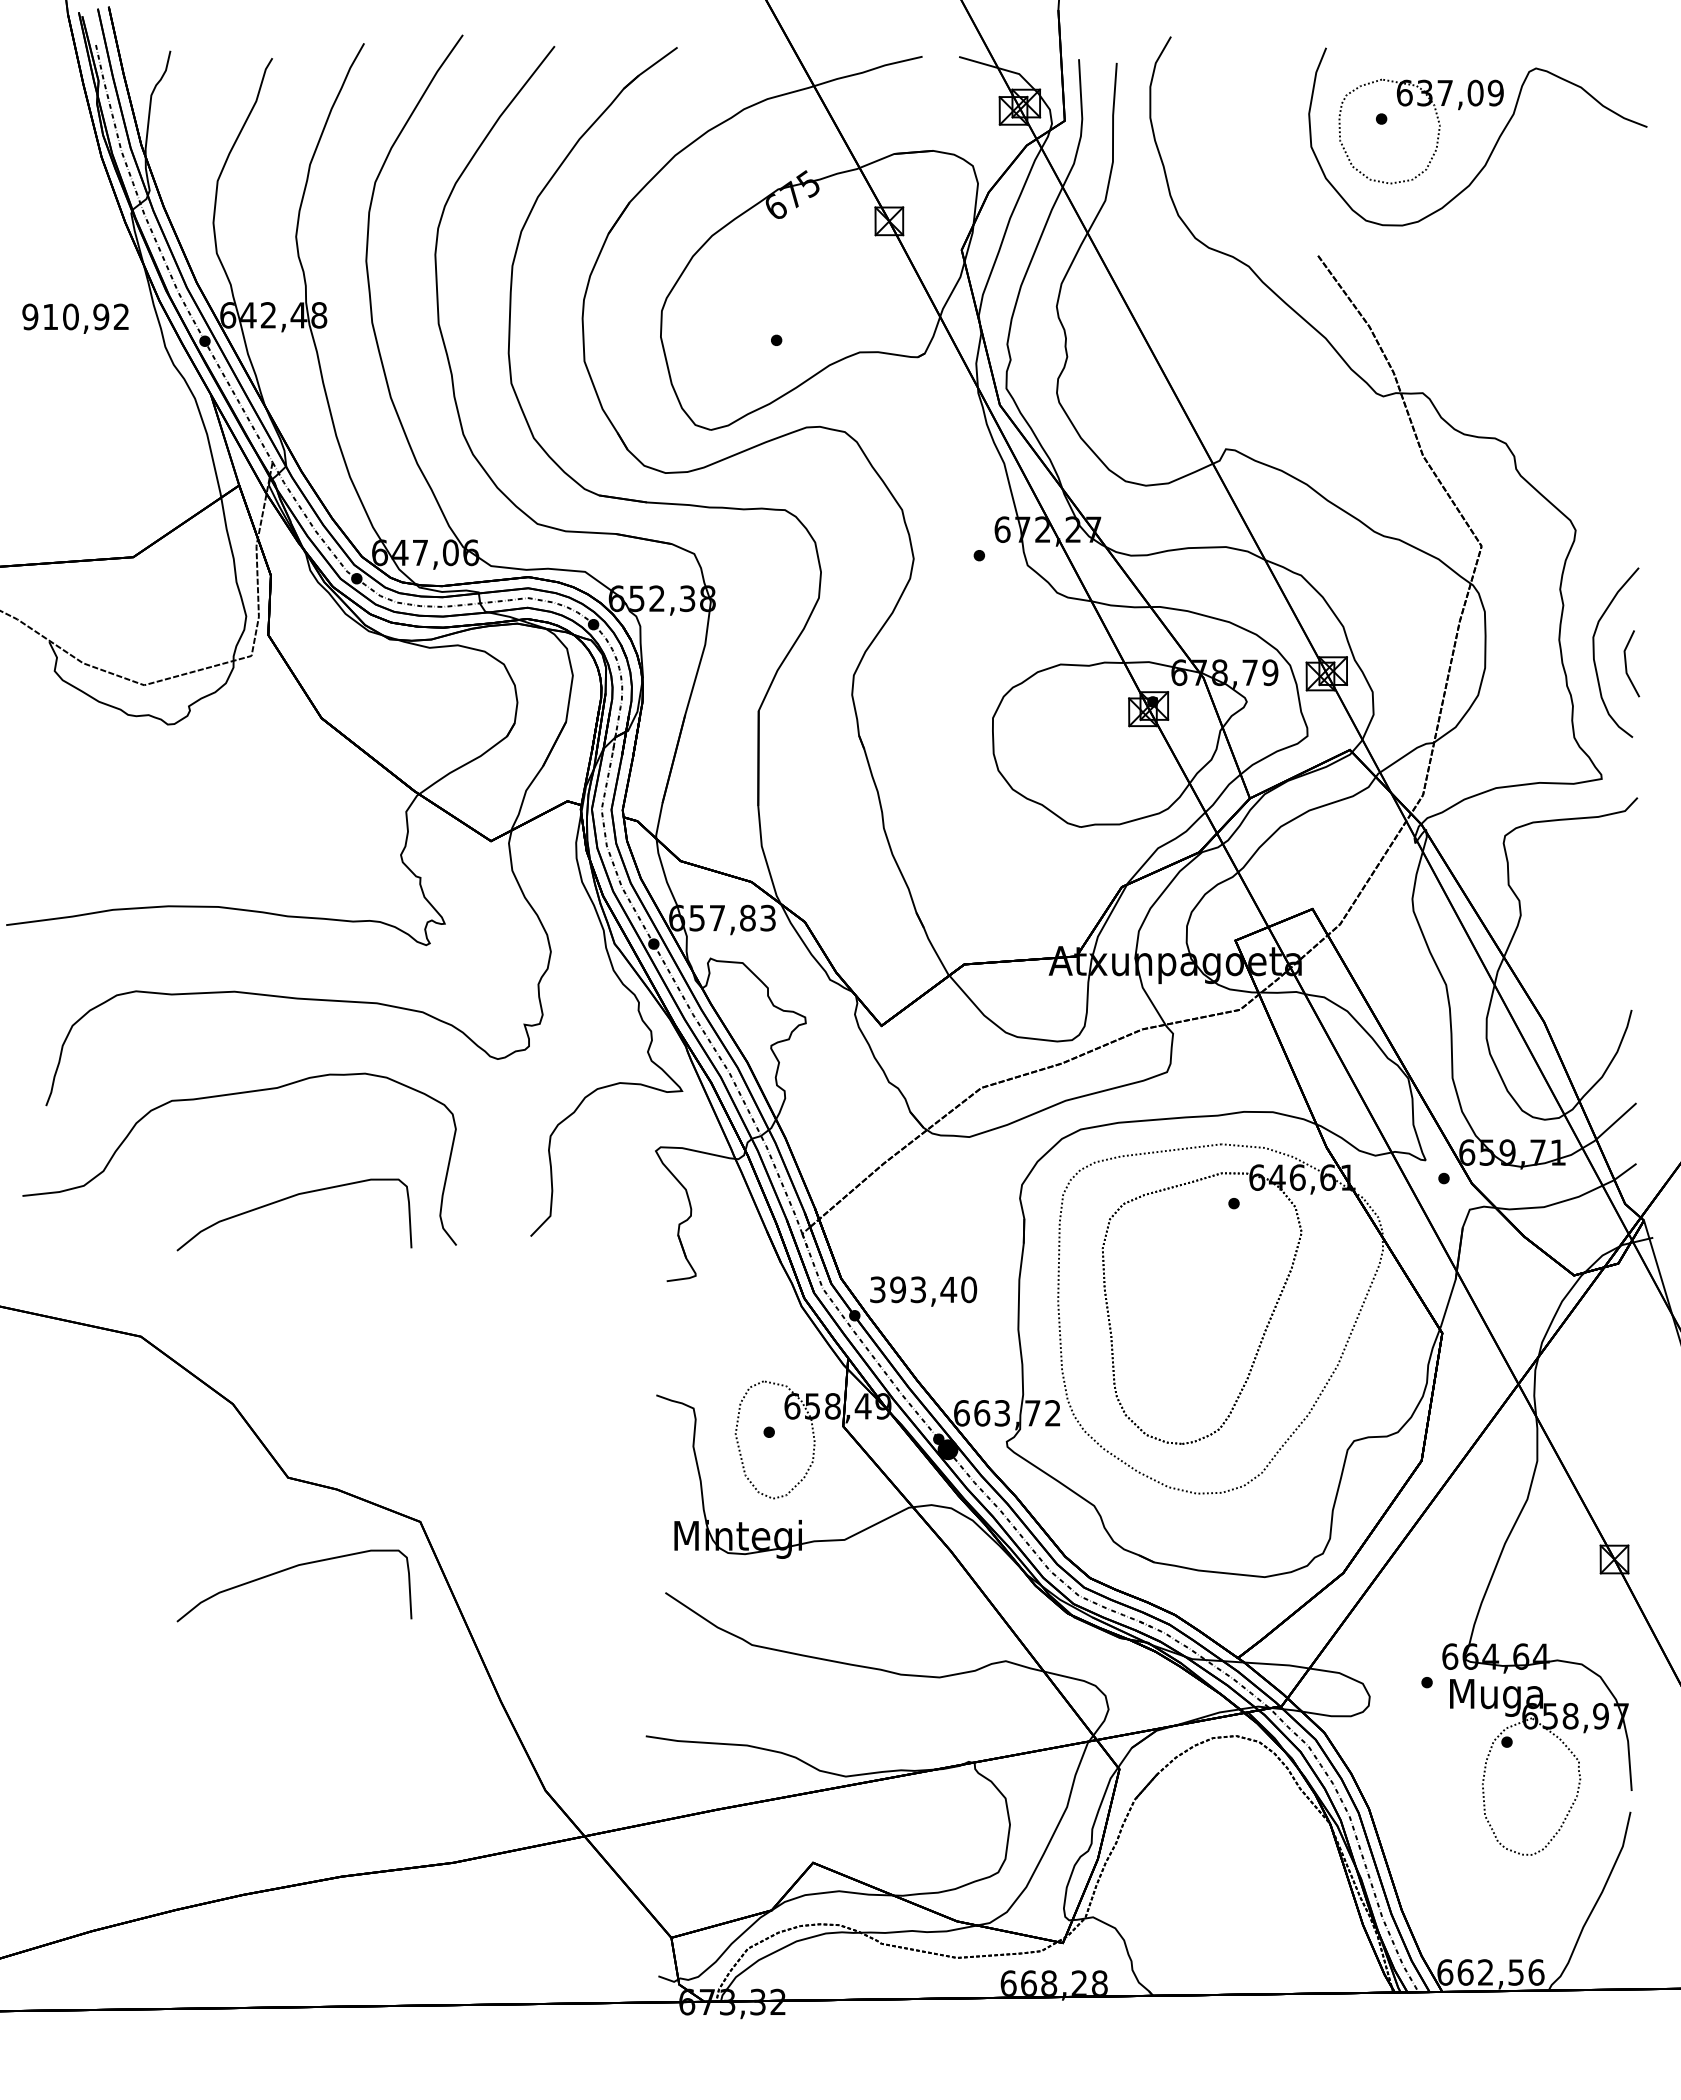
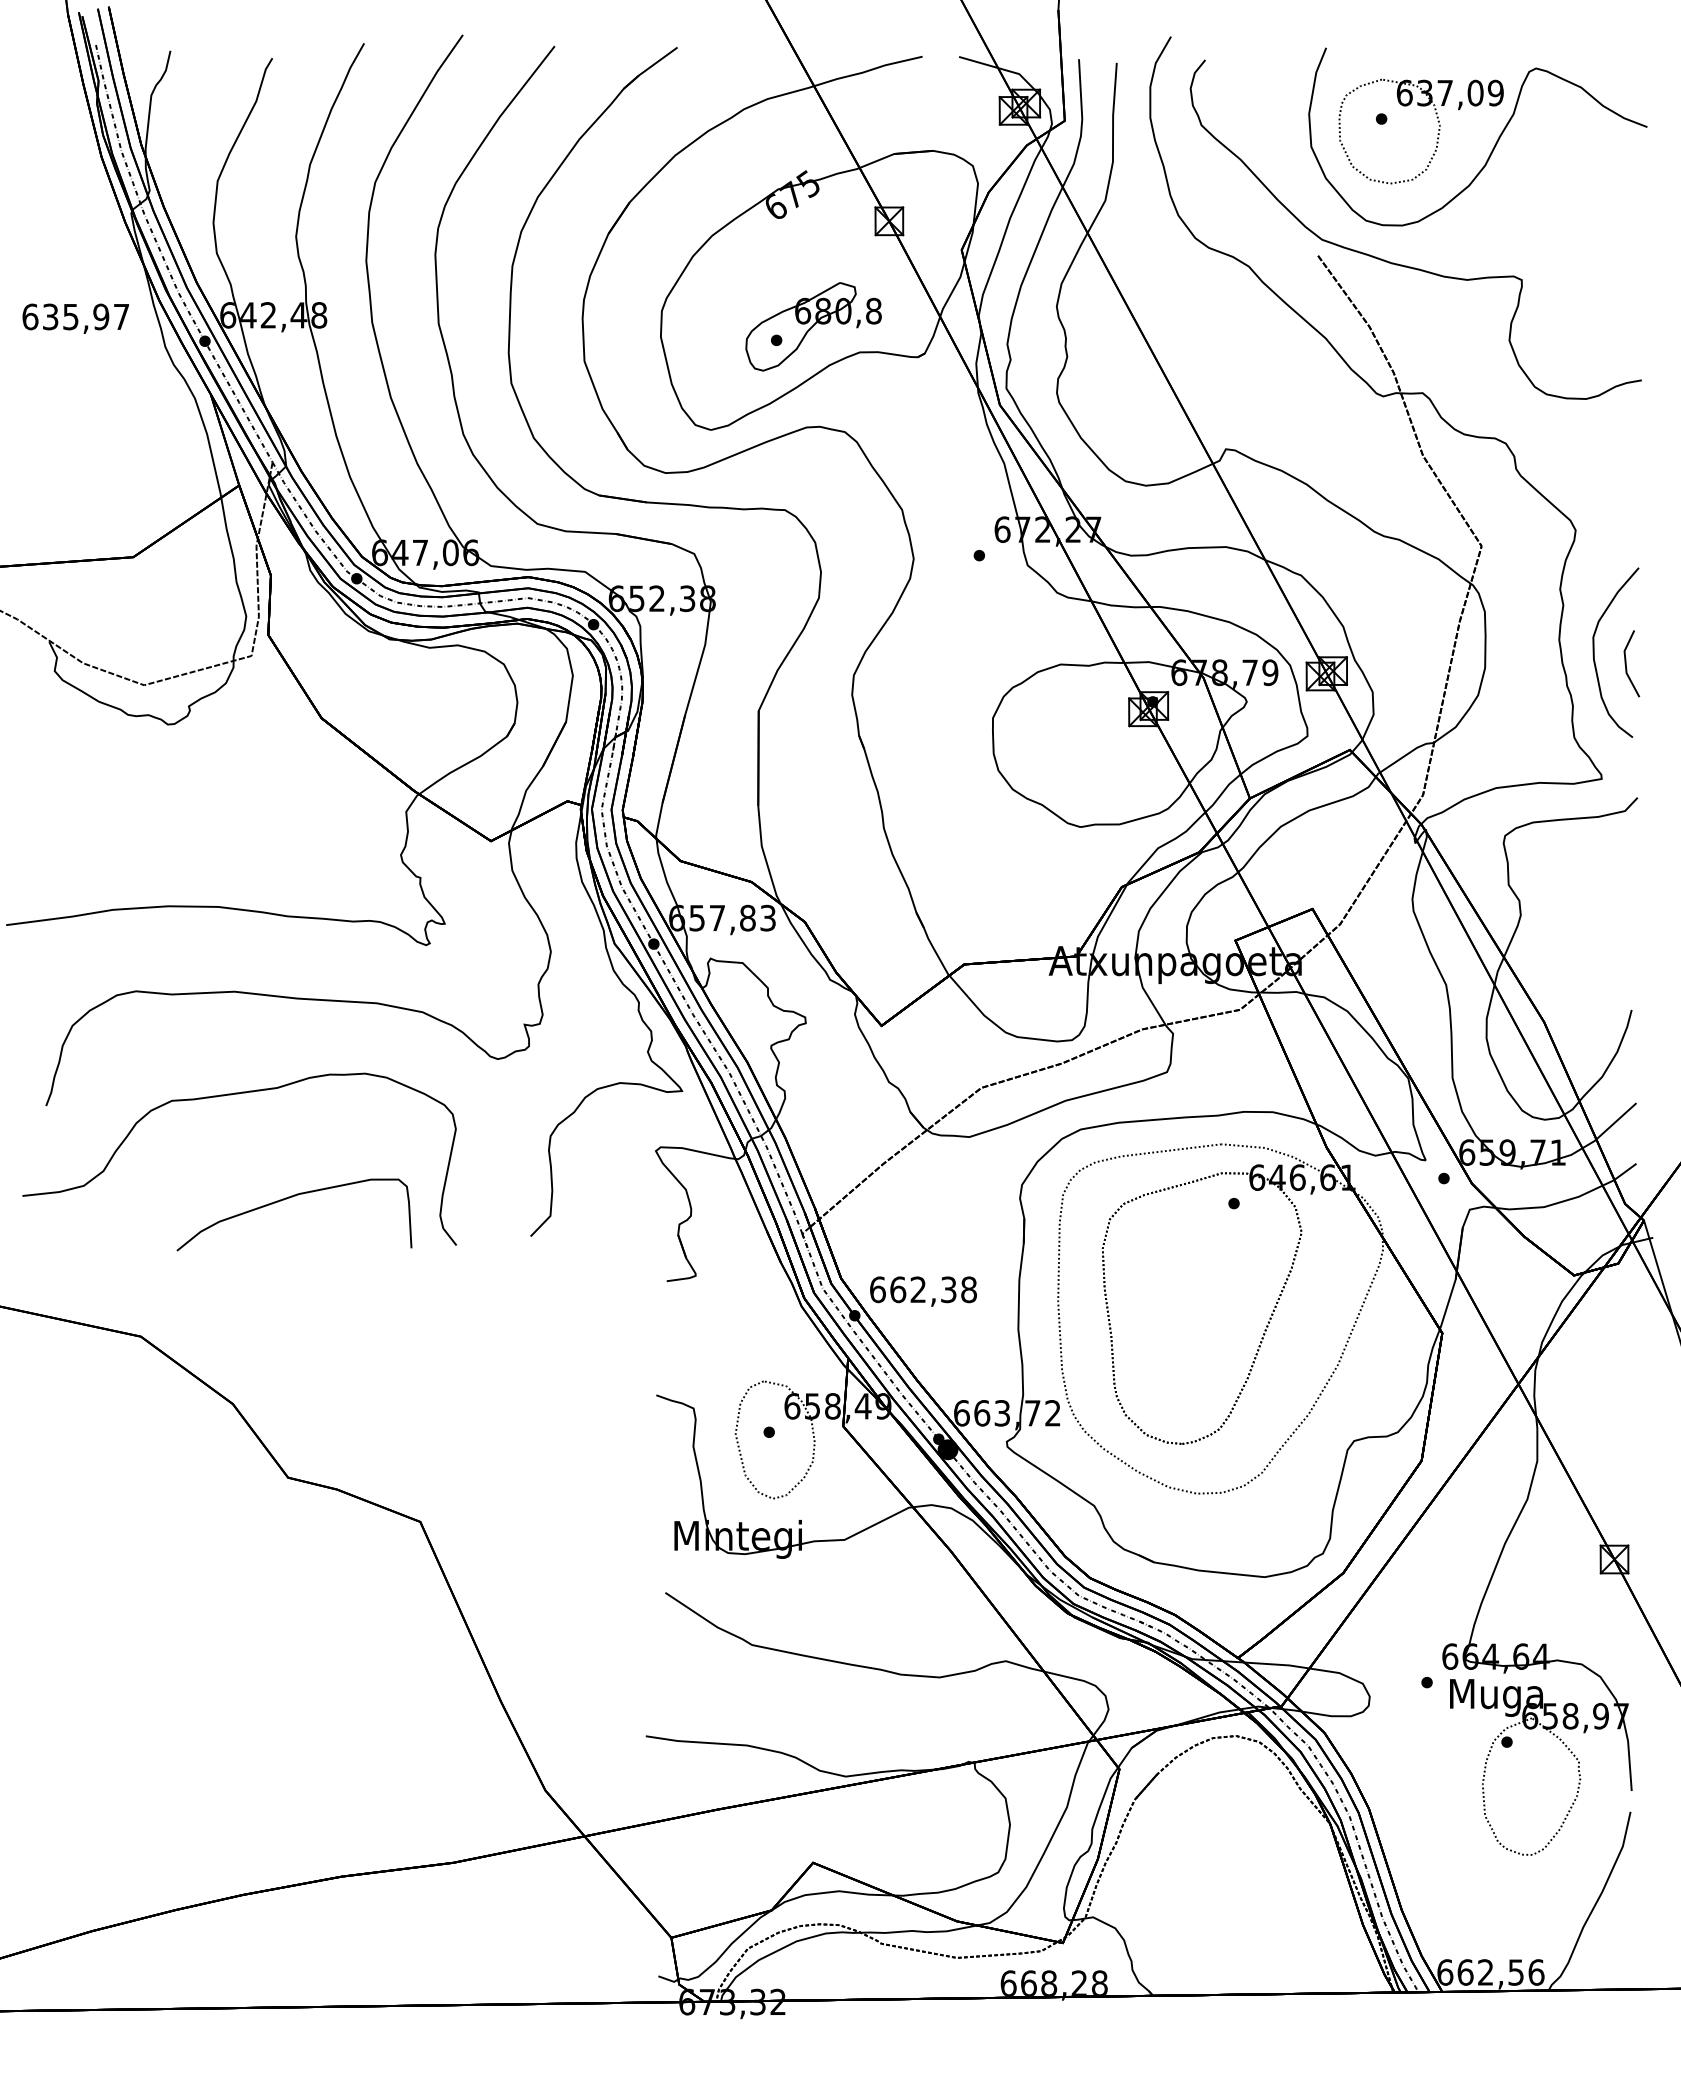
curve: none -> present (1406, 265)
text: 910,92 -> 635,97 (75, 316)
part: none -> present (813, 326)
text: 393,40 -> 662,38 (923, 1289)
curve: present -> none (289, 1569)
